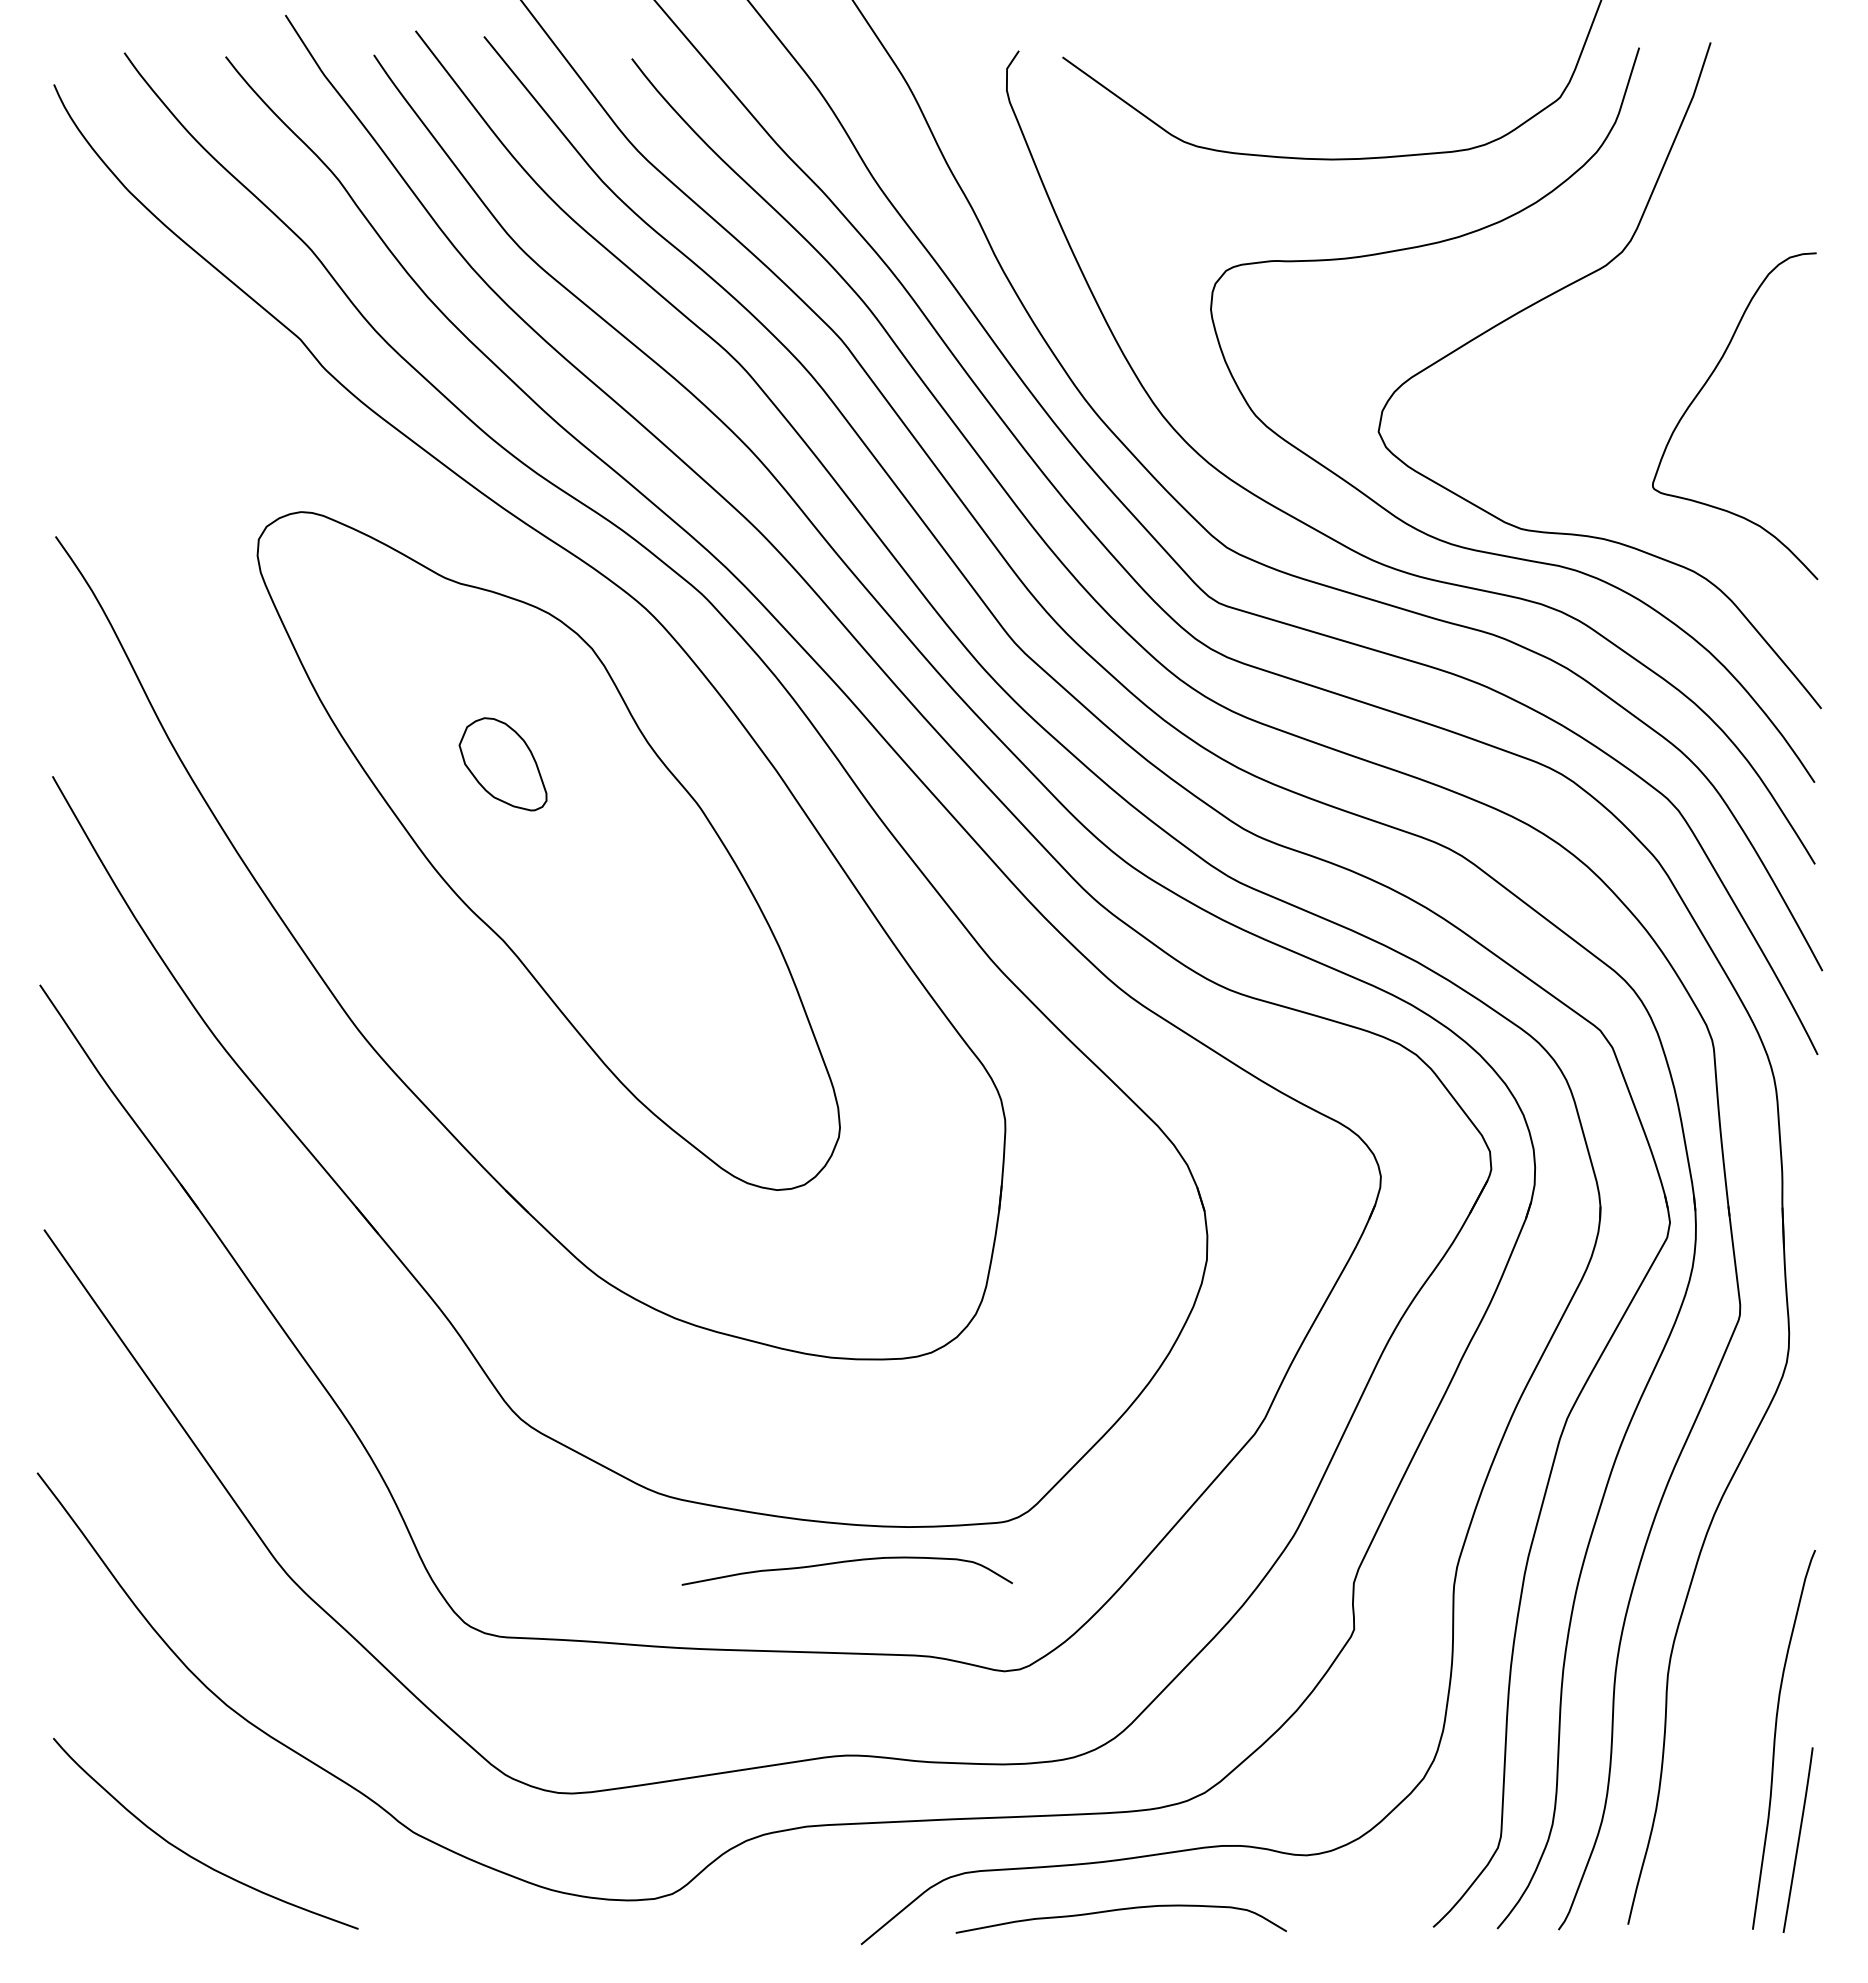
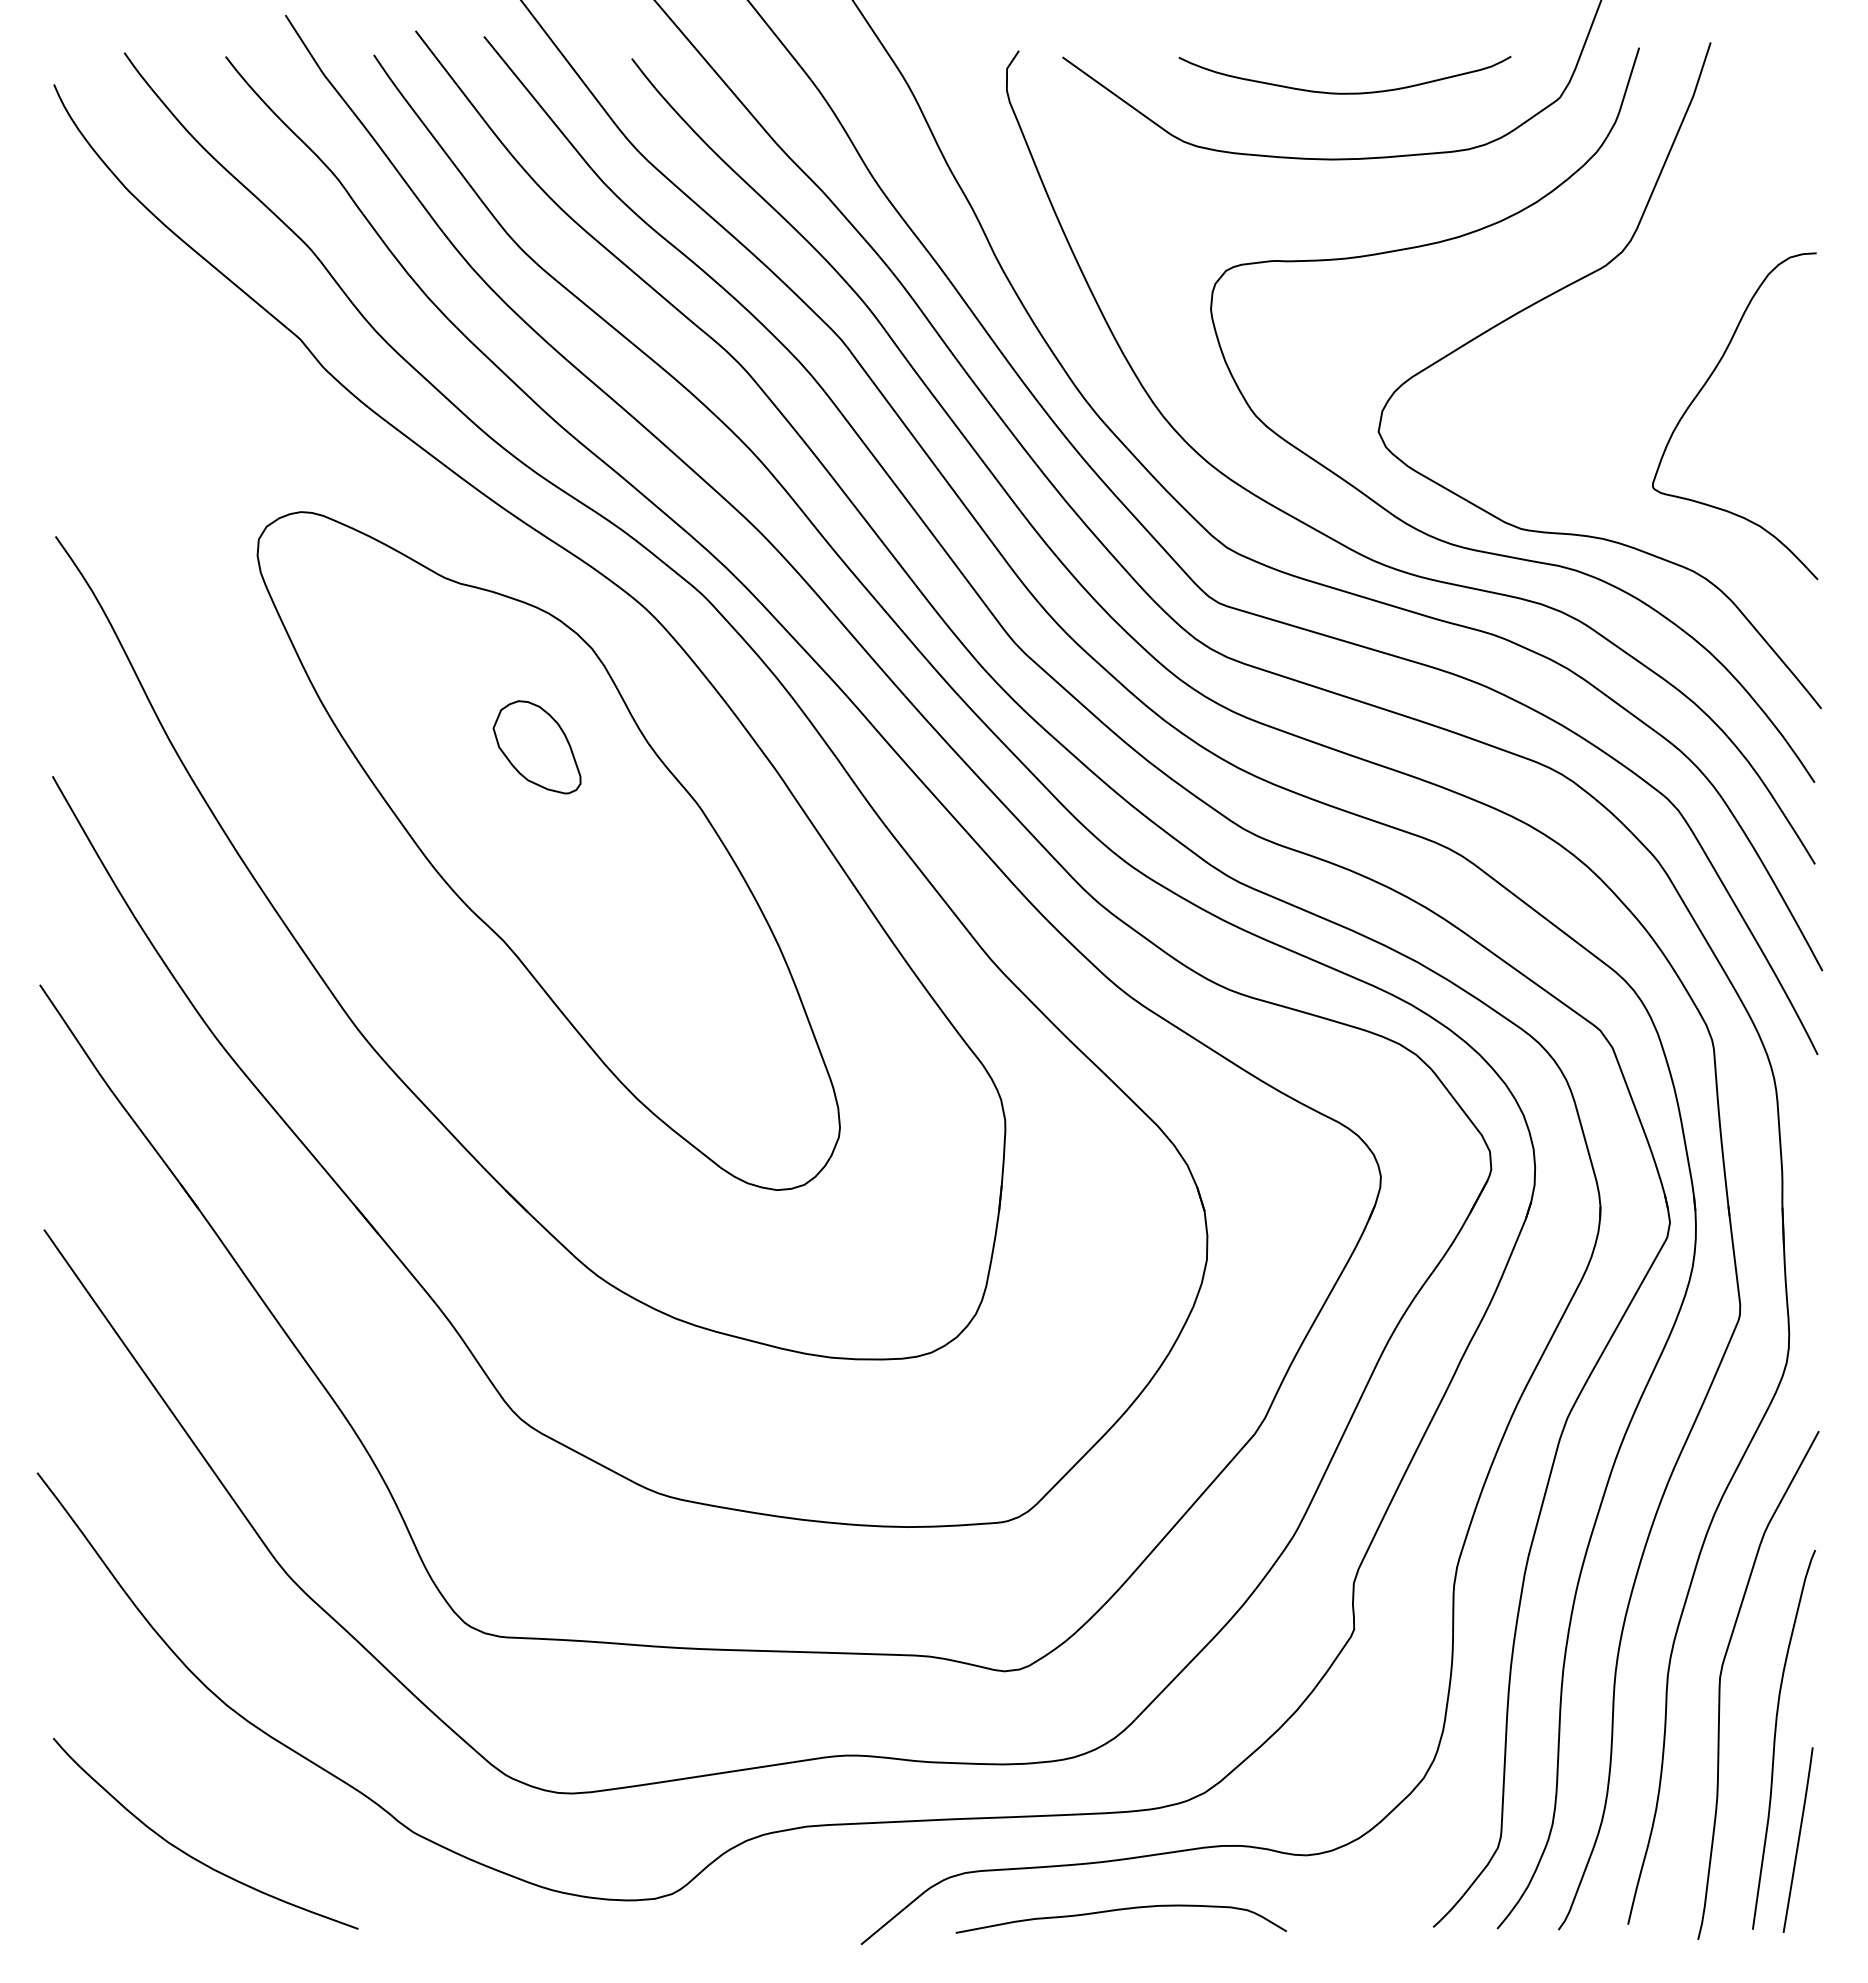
curve: none -> present (1344, 92)
part position: (502, 764) -> (536, 747) (536, 747)
curve: present -> none (846, 1562)
curve: none -> present (1720, 1685)
